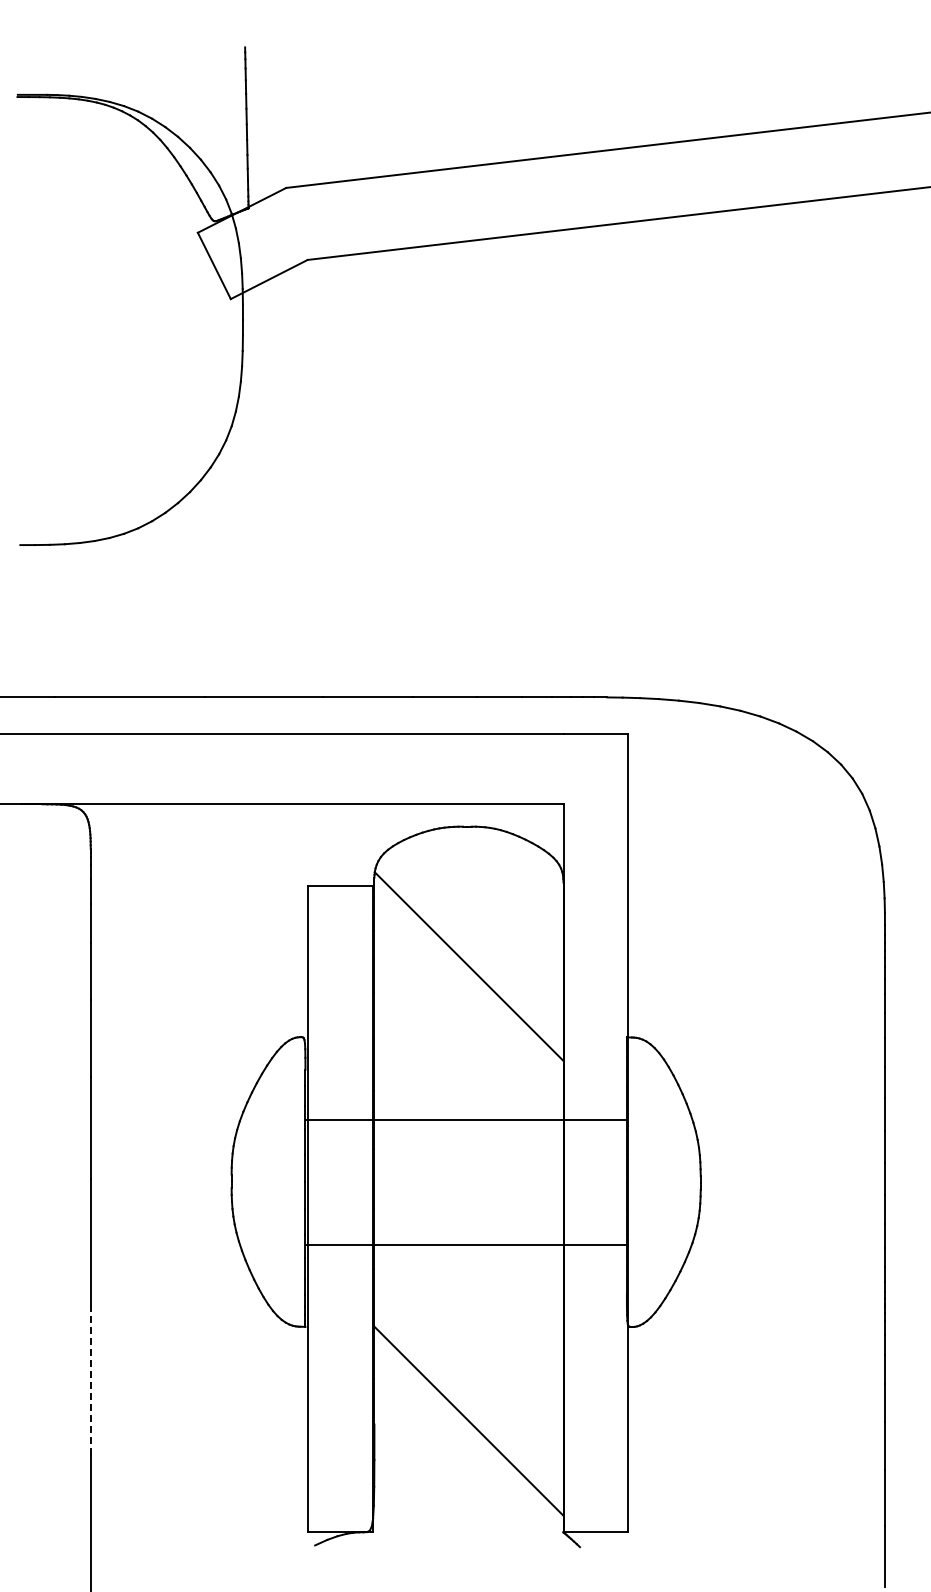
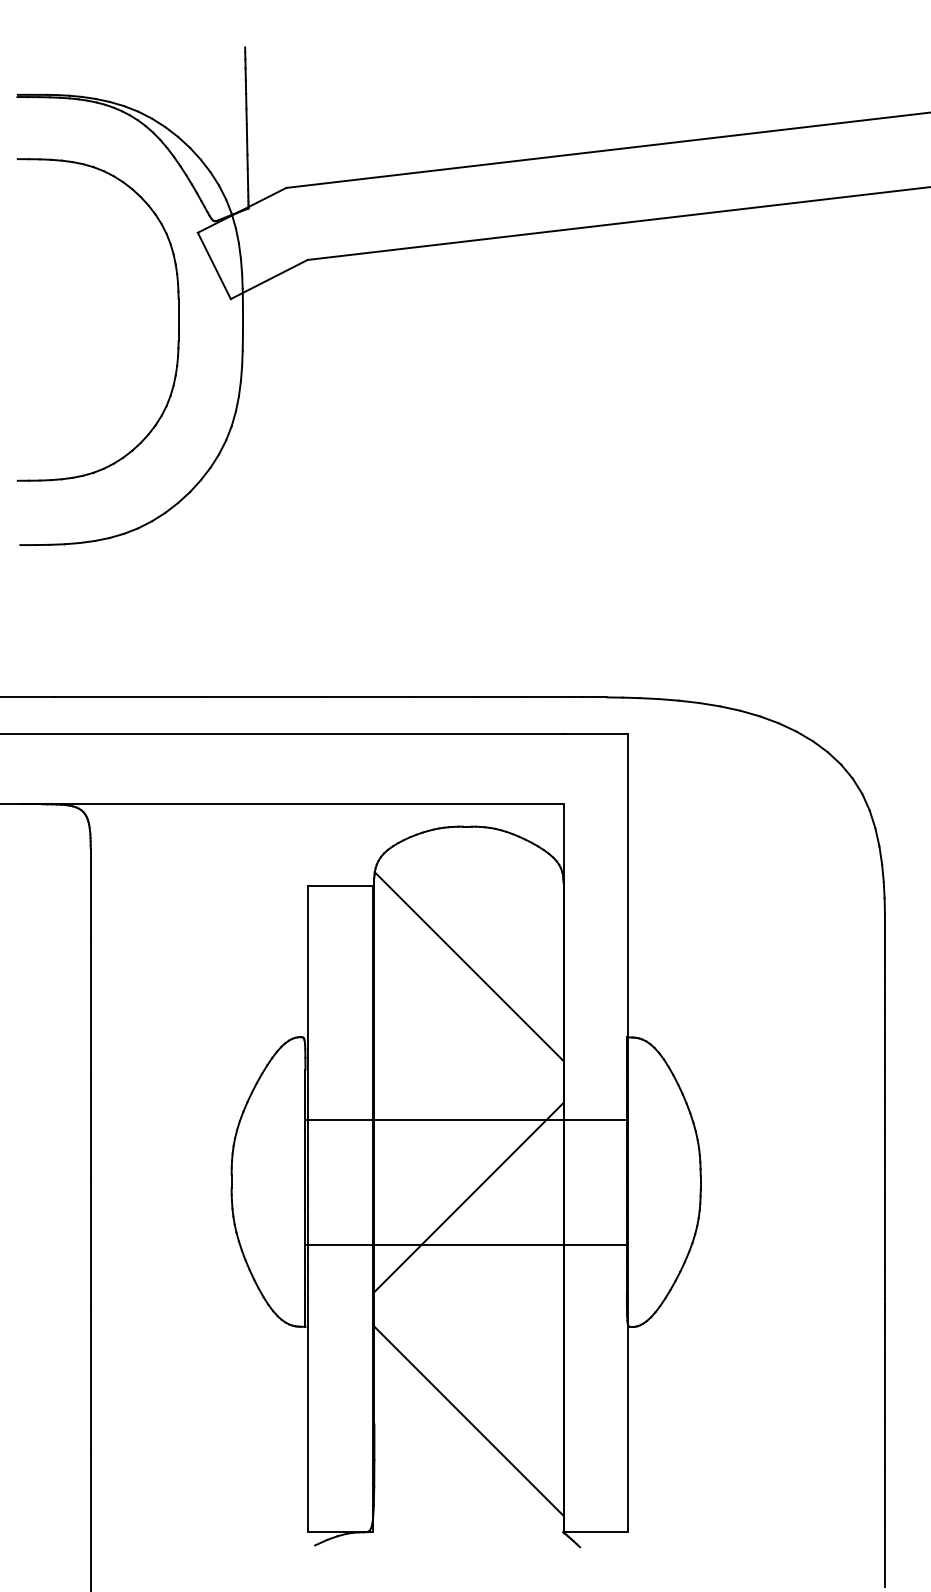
part: none -> present (178, 319)
line: none -> present (468, 1197)
line: dashed -> solid (90, 1380)
